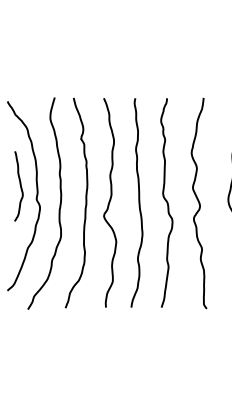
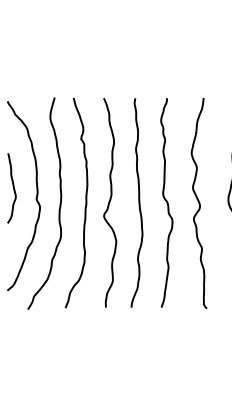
curve position: (20, 186) -> (13, 188) (13, 188)
